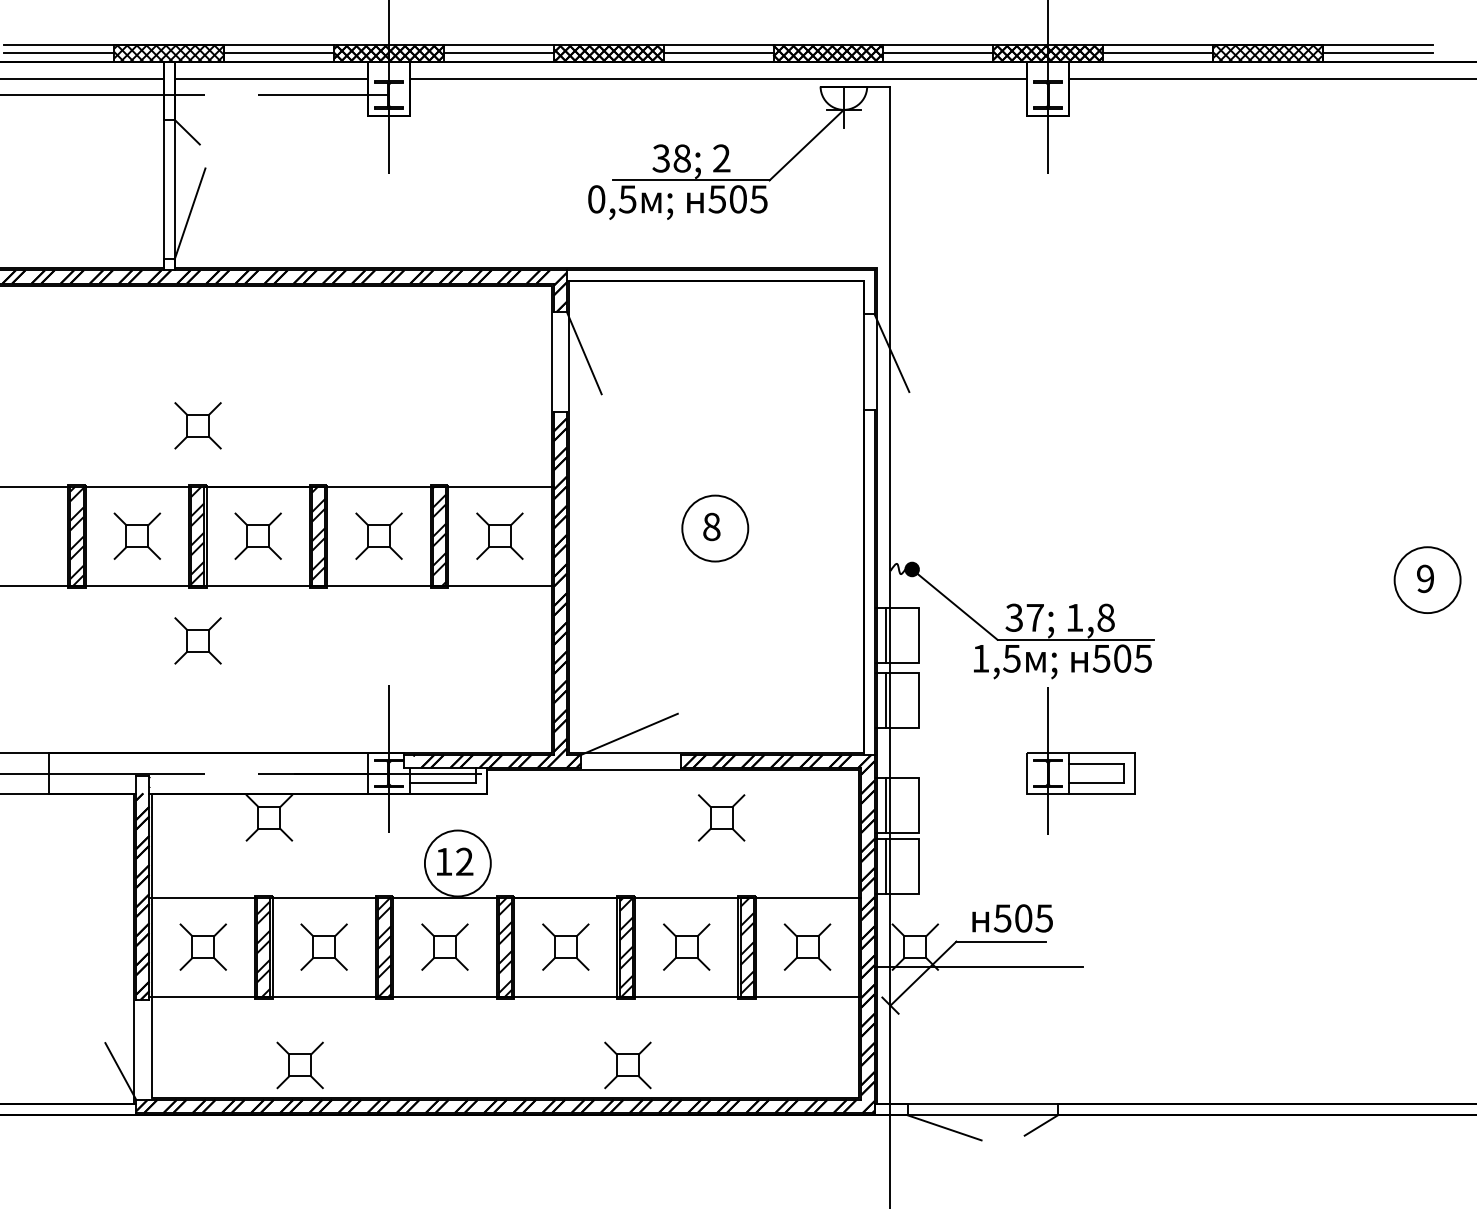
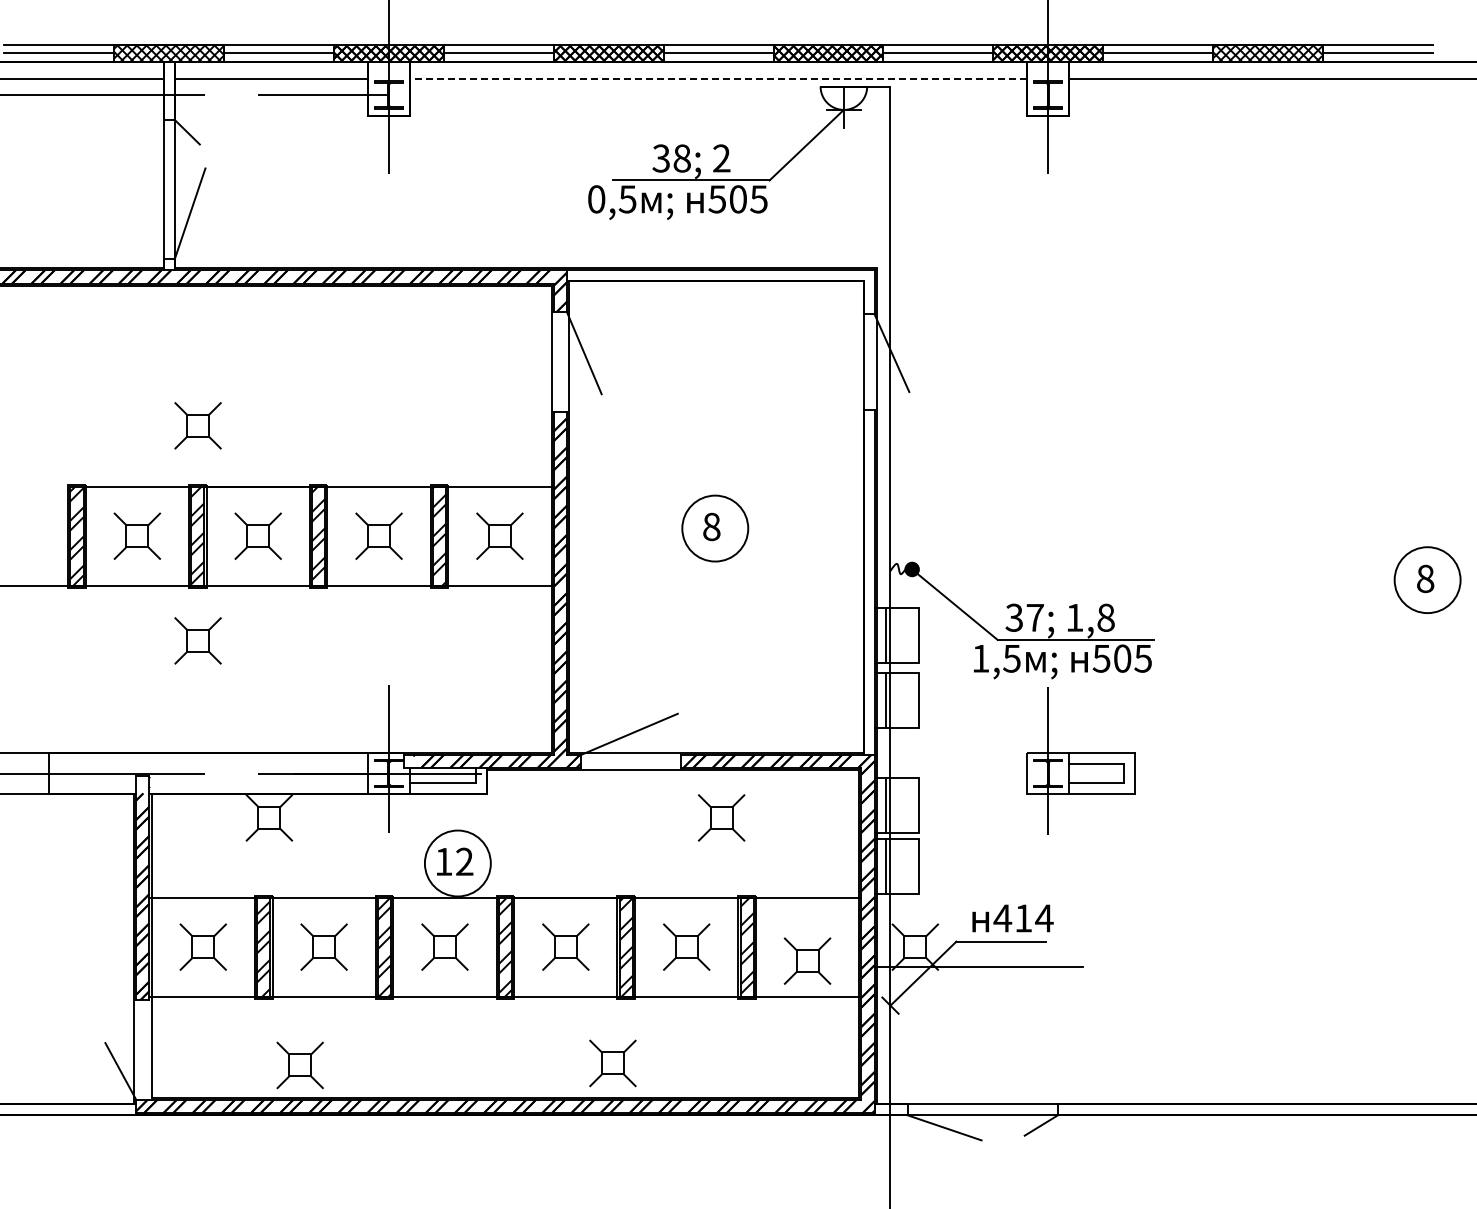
line: solid -> dashed (718, 79)
line: present -> none (36, 486)
text: 9 -> 8 (1425, 578)
text: 505 -> 414 (1023, 918)
part position: (807, 946) -> (807, 960) (807, 960)
part position: (627, 1065) -> (612, 1063) (612, 1063)
